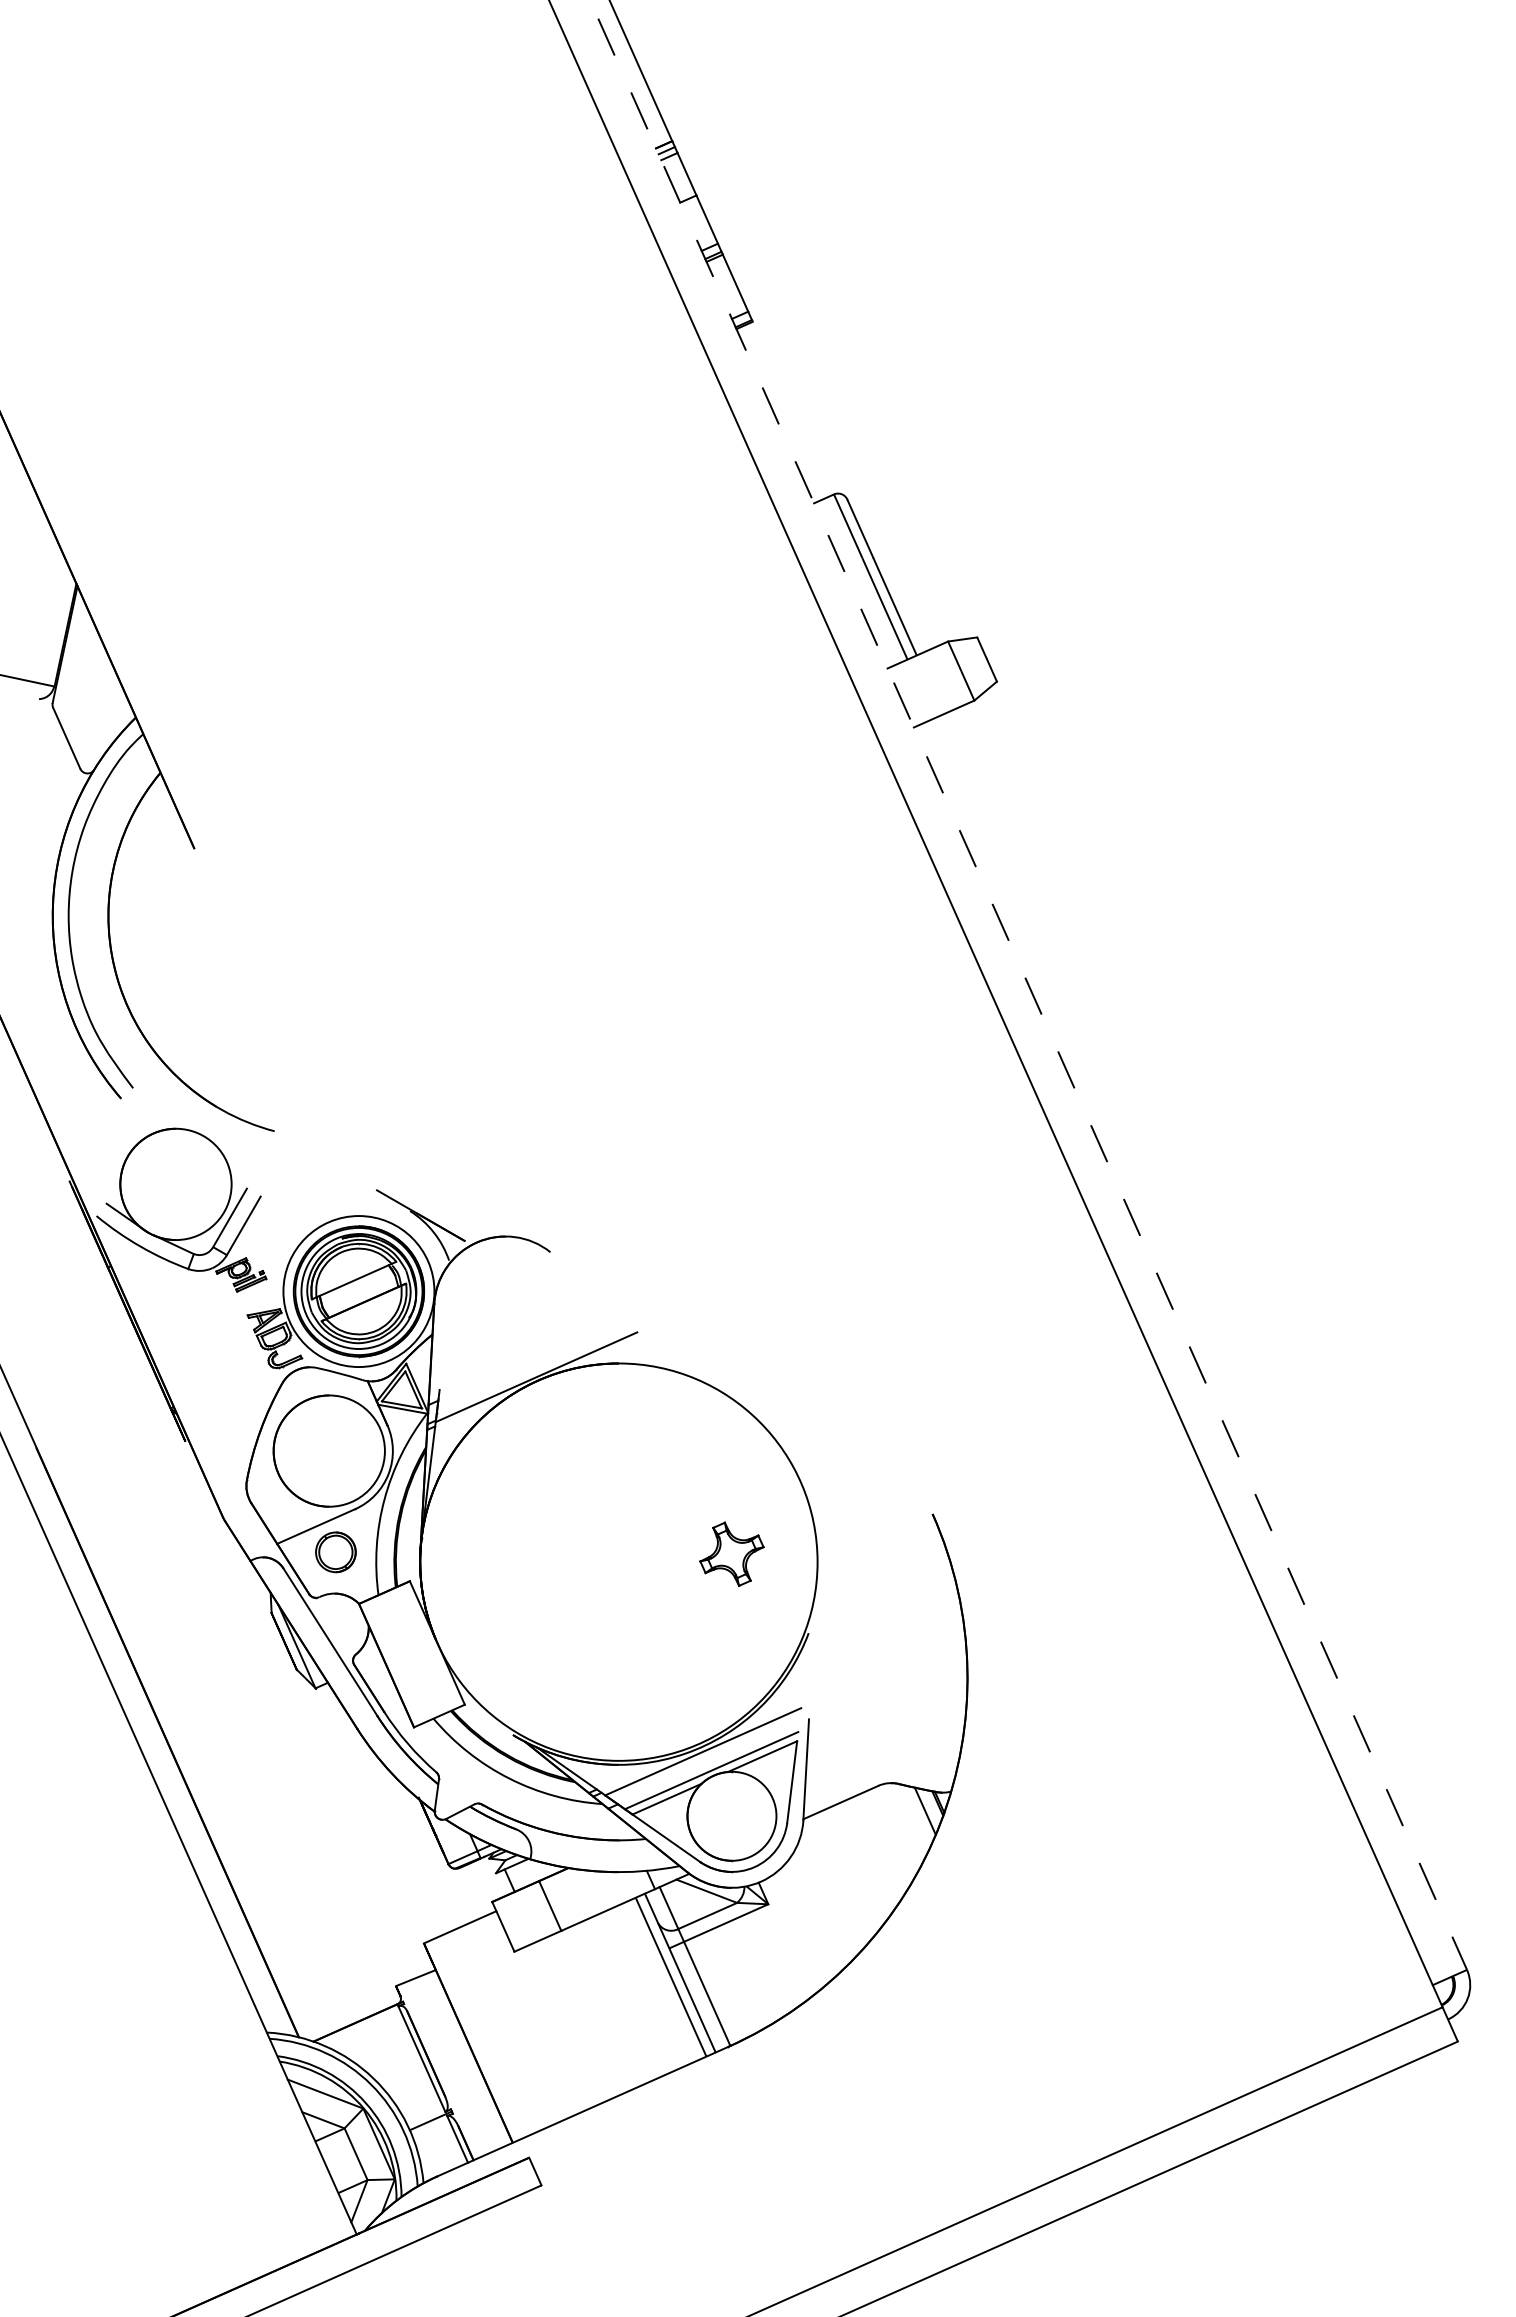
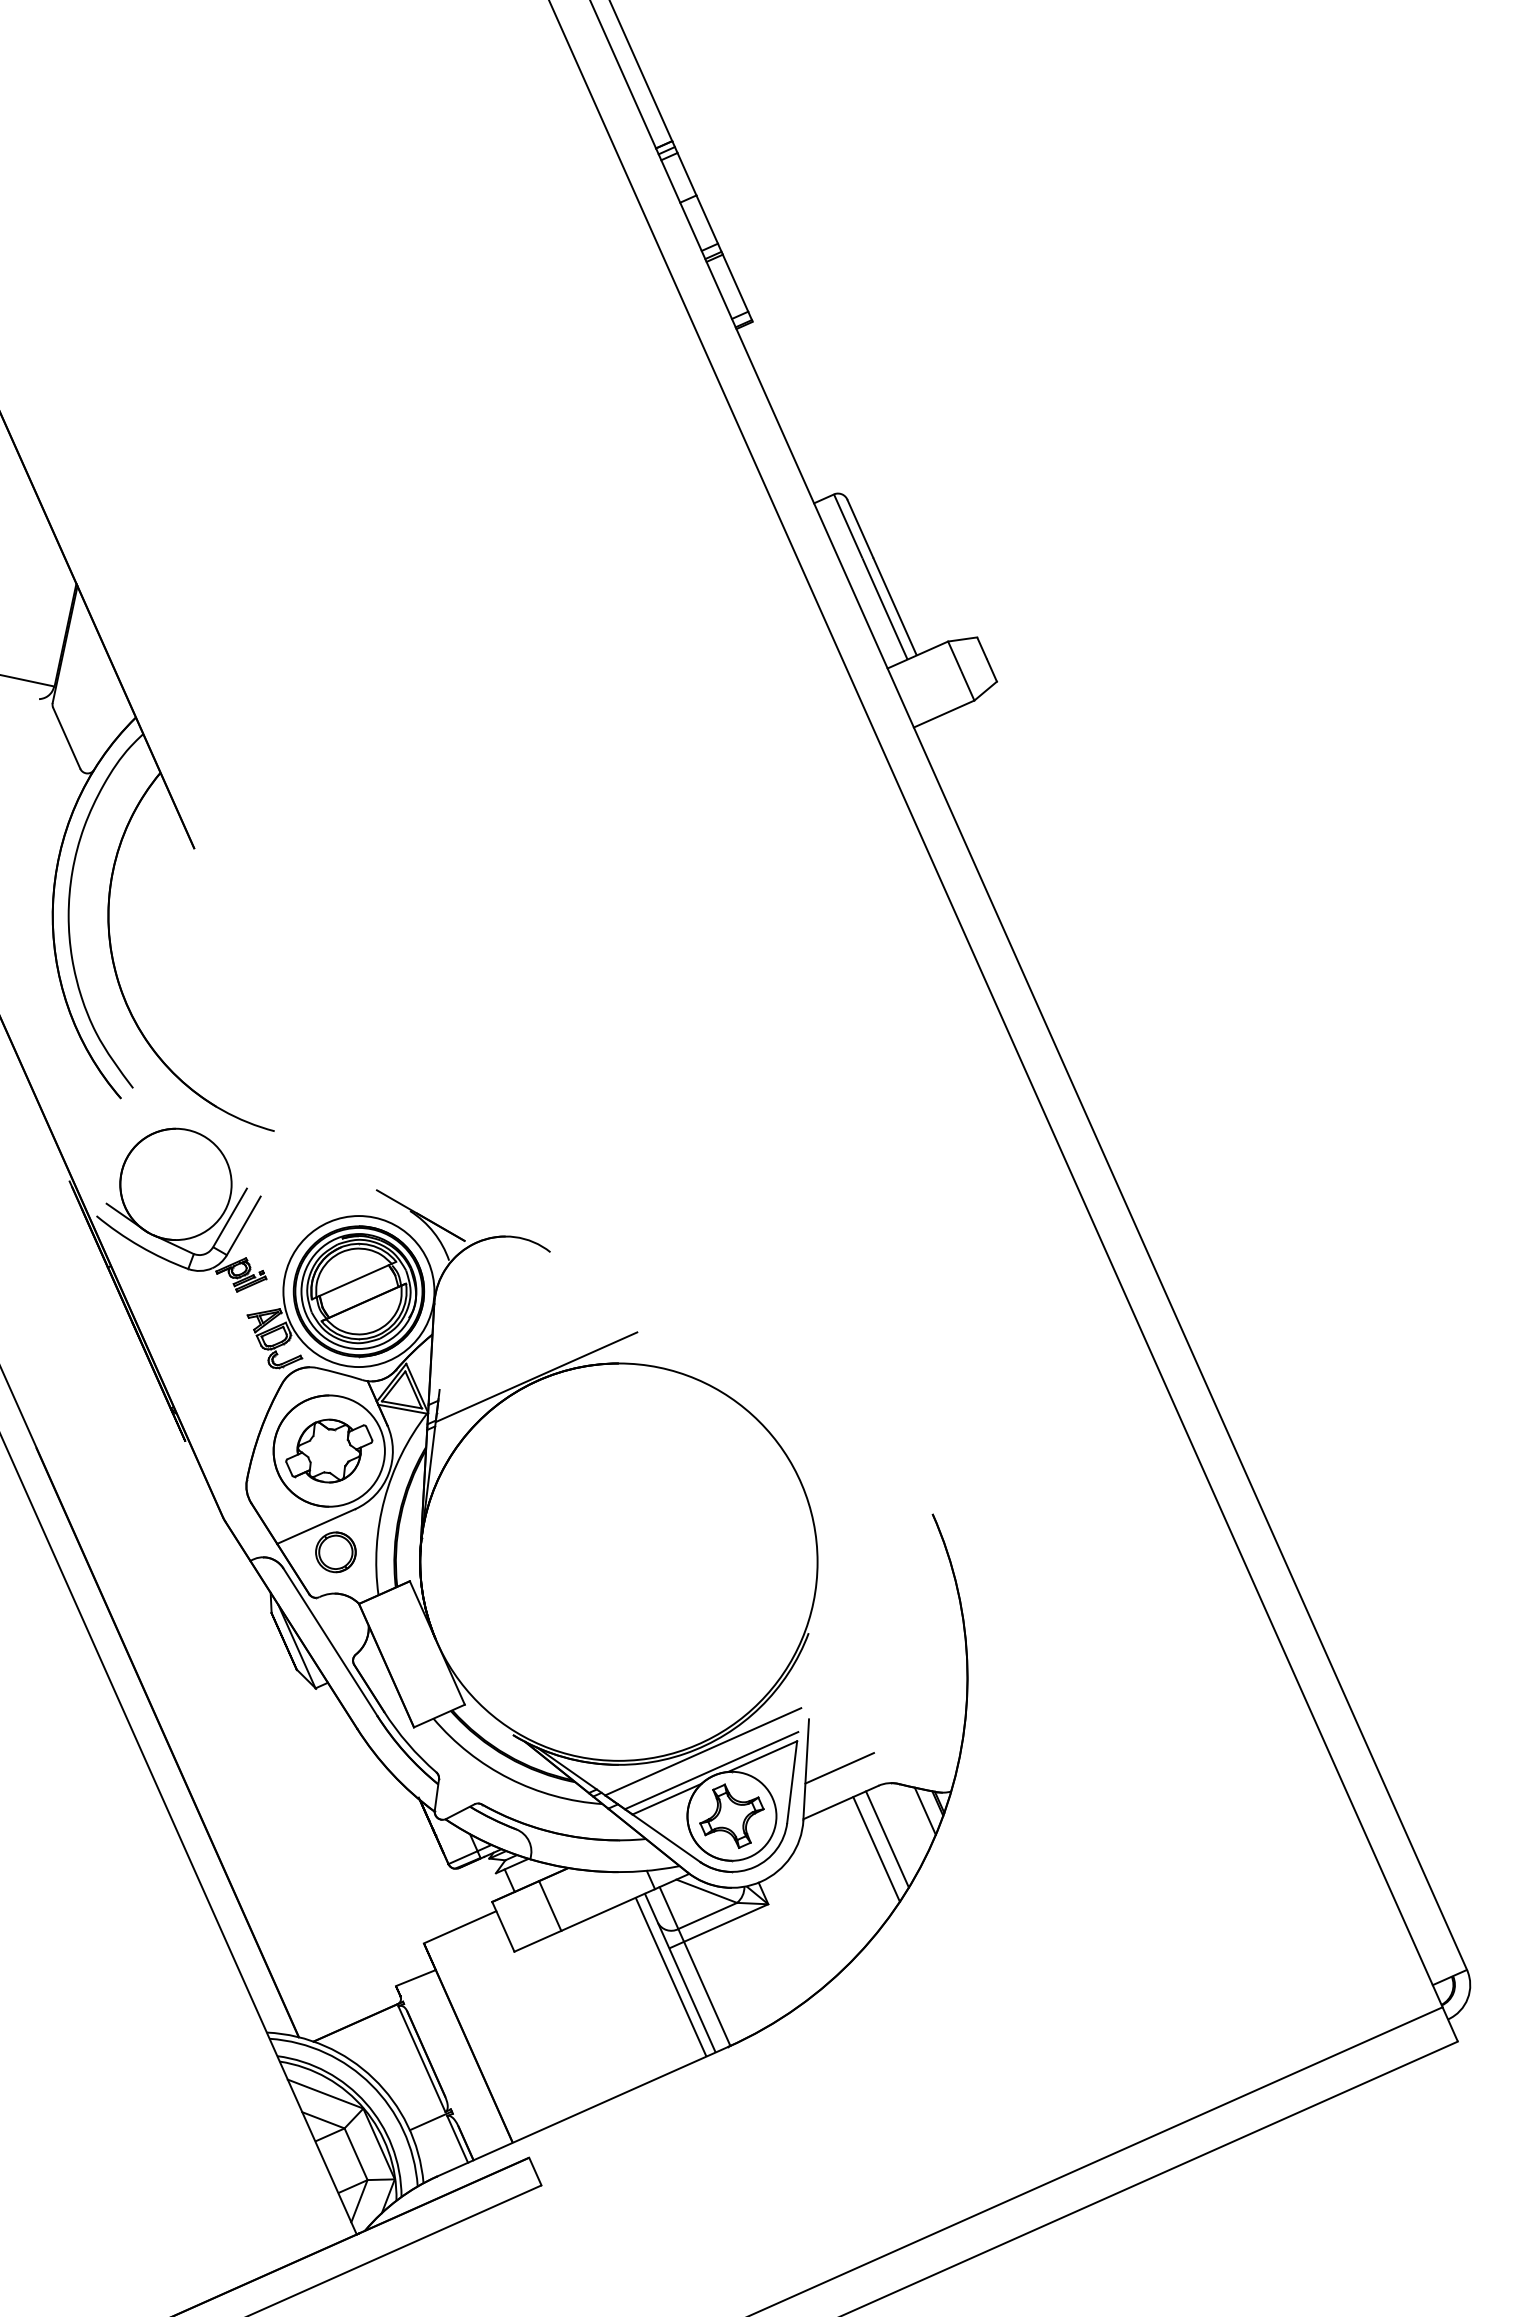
line: dashed -> solid (1028, 985)
part: none -> present (329, 1450)
part position: (731, 1553) -> (731, 1815) (731, 1815)
line: none -> present (839, 1768)
line: none -> present (887, 1839)
line: none -> present (876, 1849)
